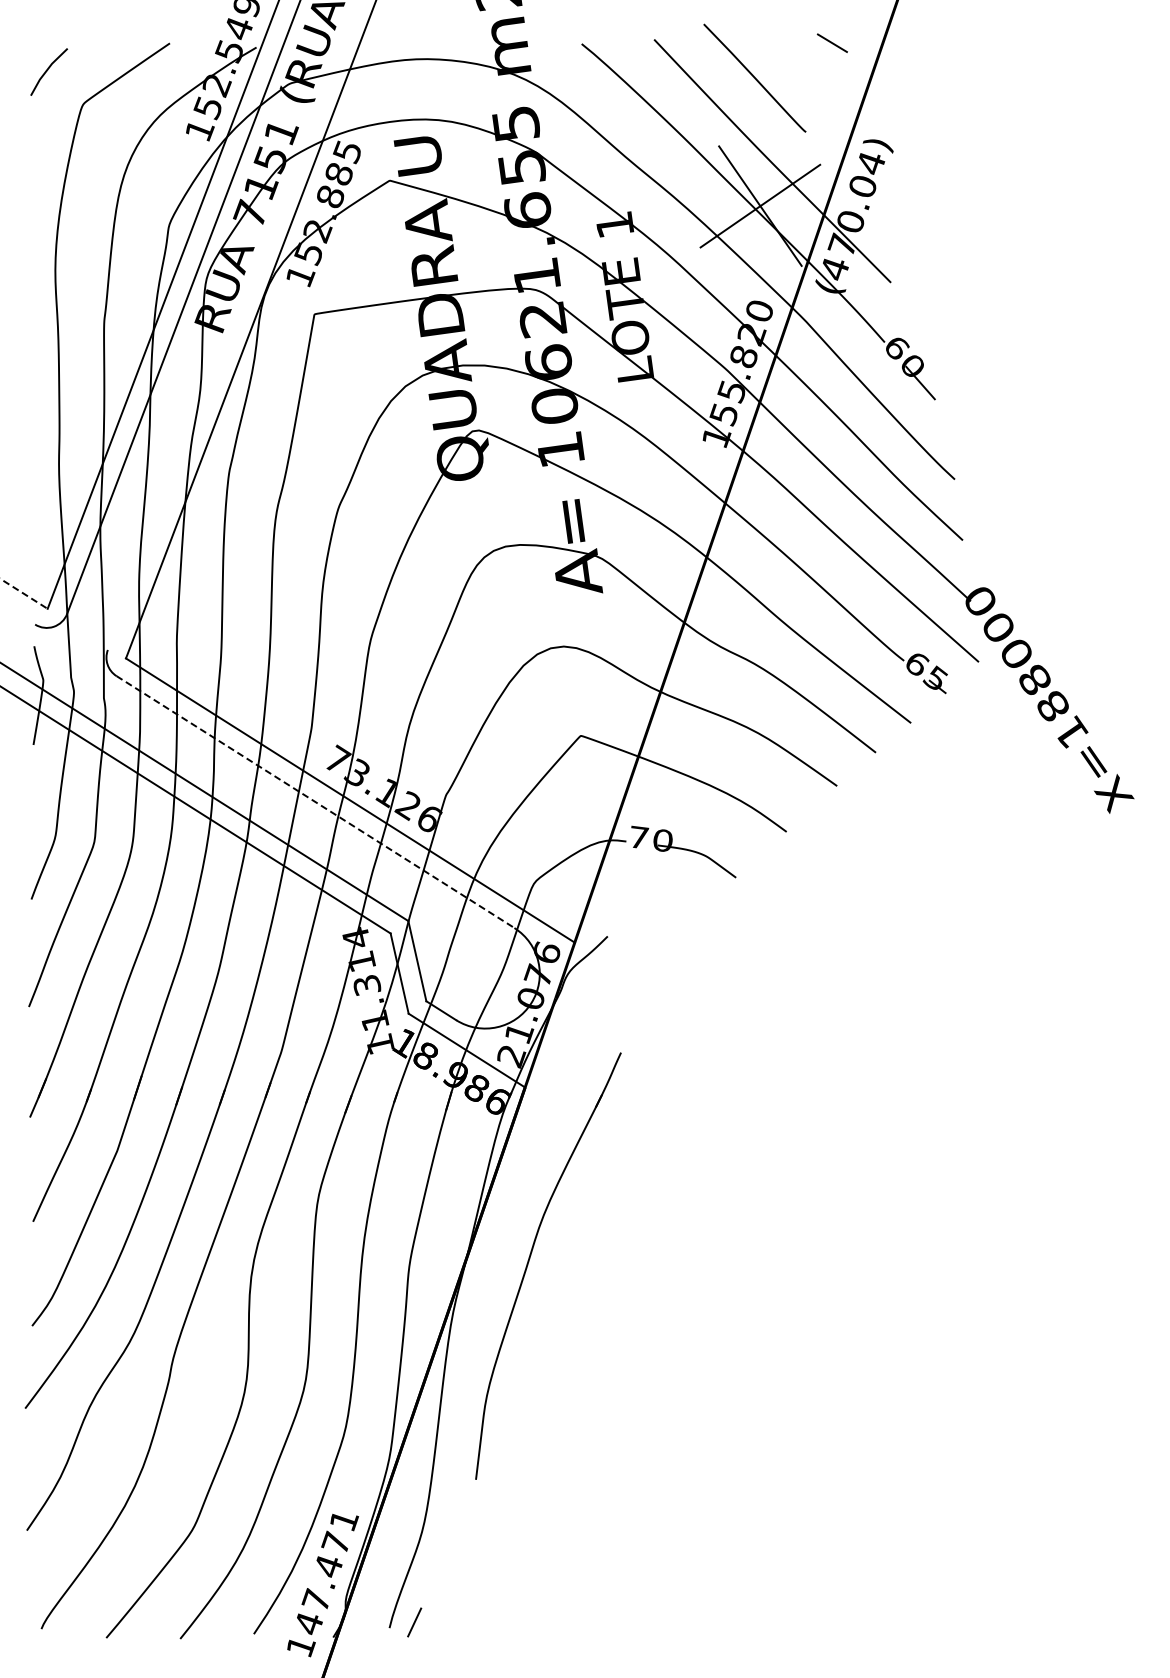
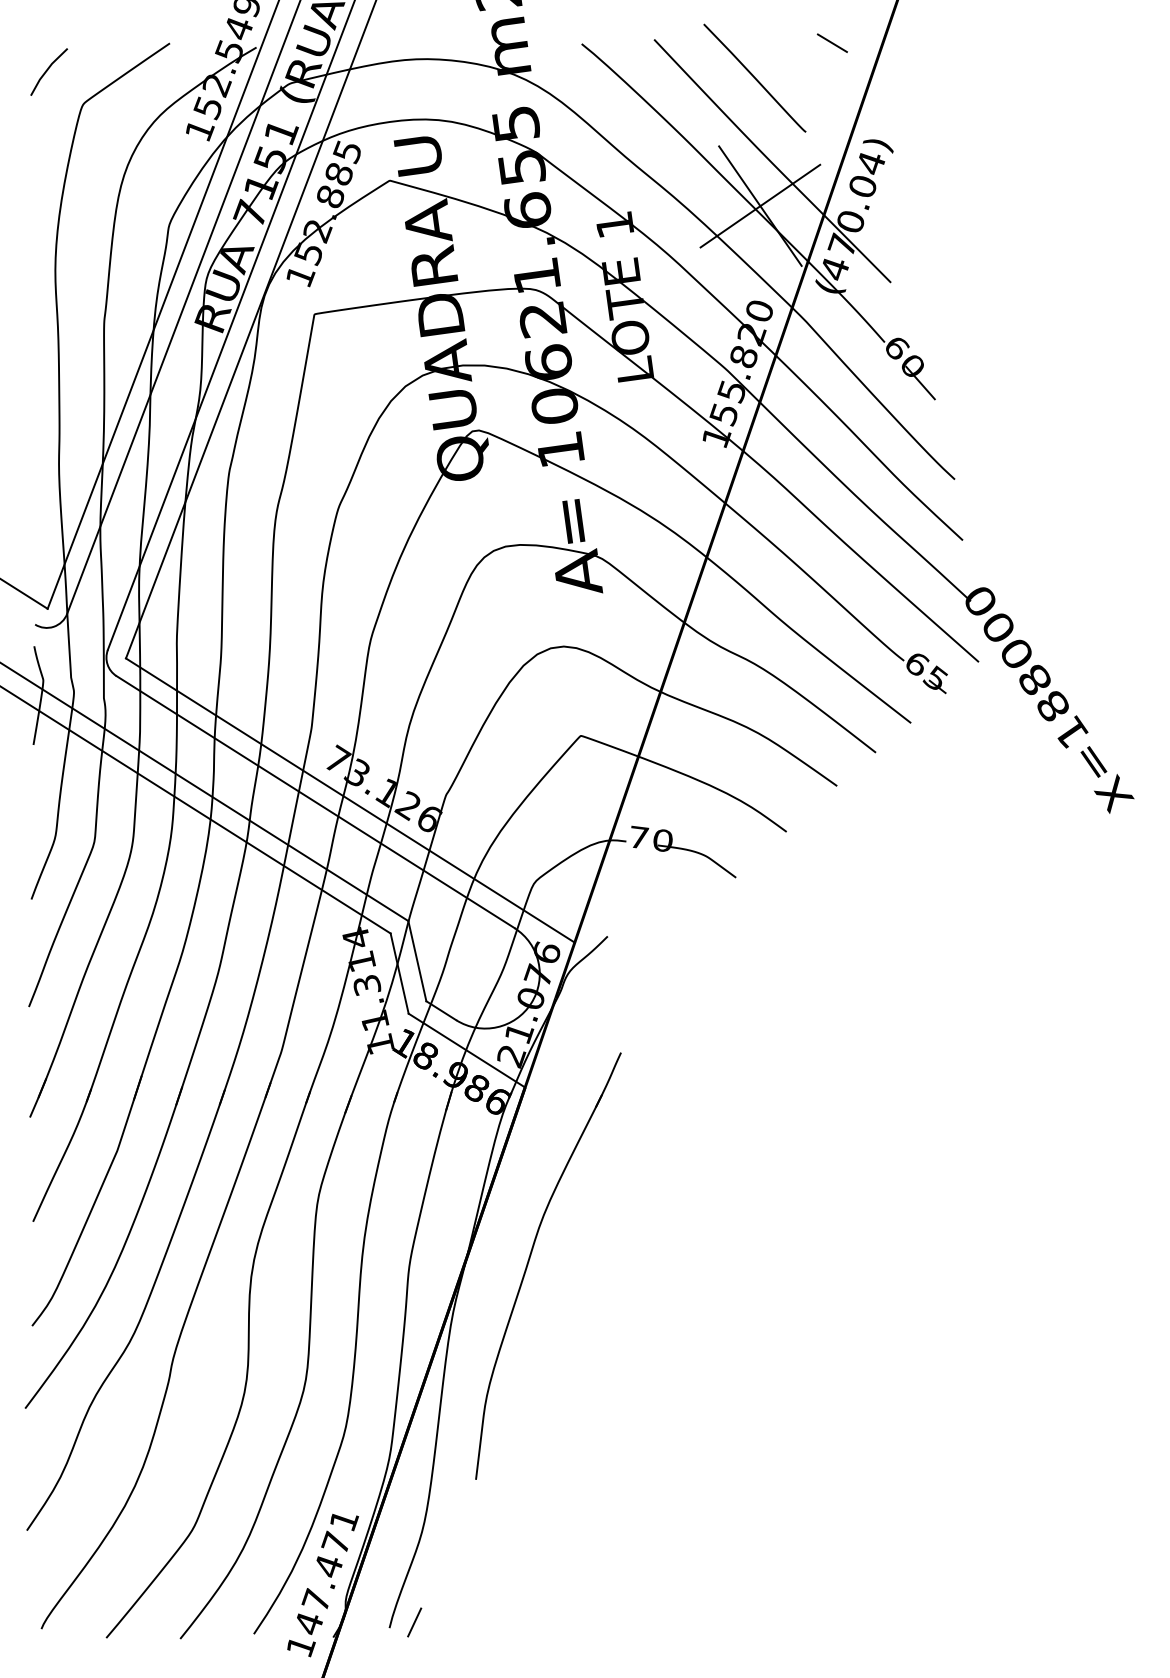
line: none -> present (230, 325)
line: dashed -> solid (24, 593)
line: dashed -> solid (315, 802)
